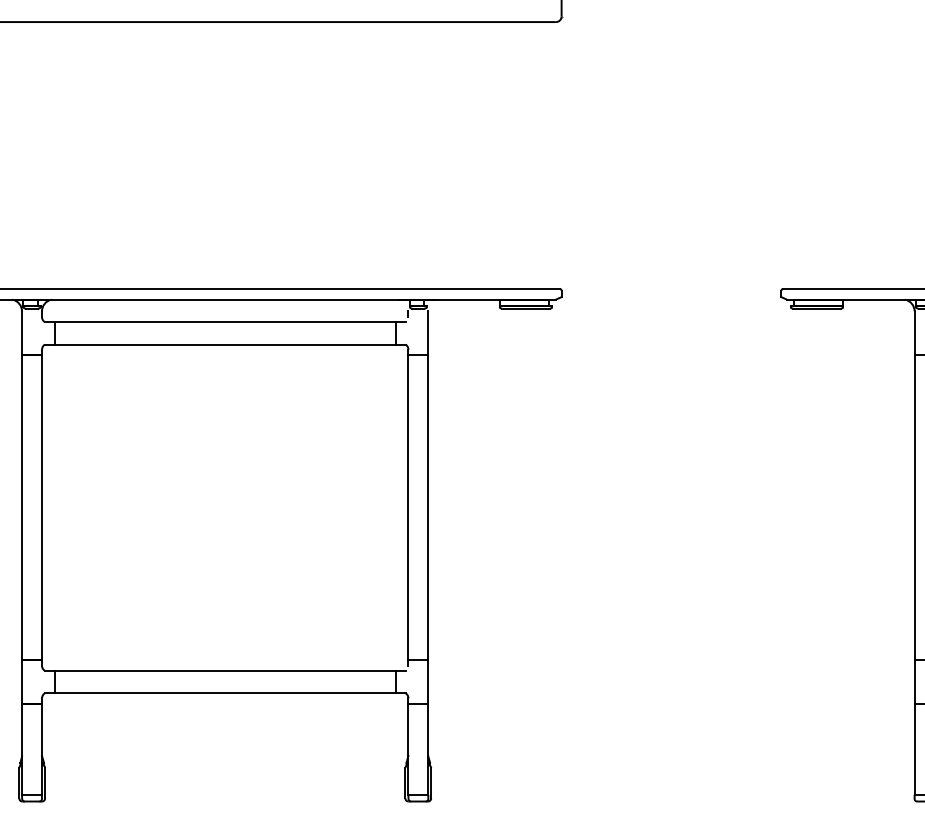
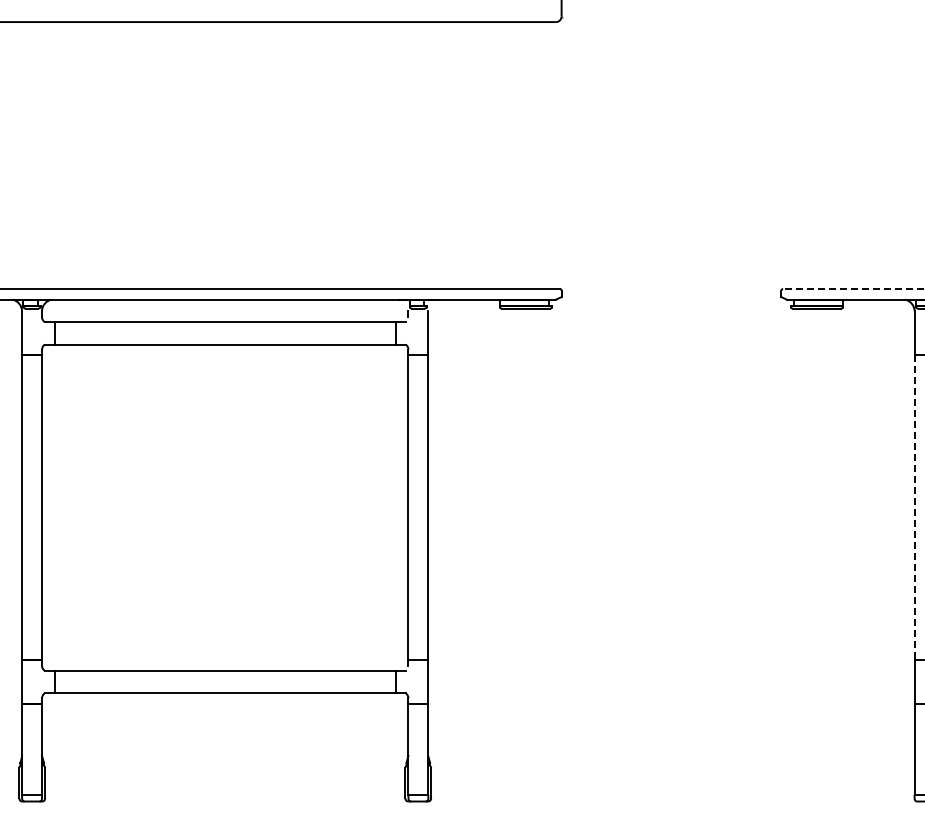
line: solid -> dashed (854, 289)
line: solid -> dashed (914, 508)
